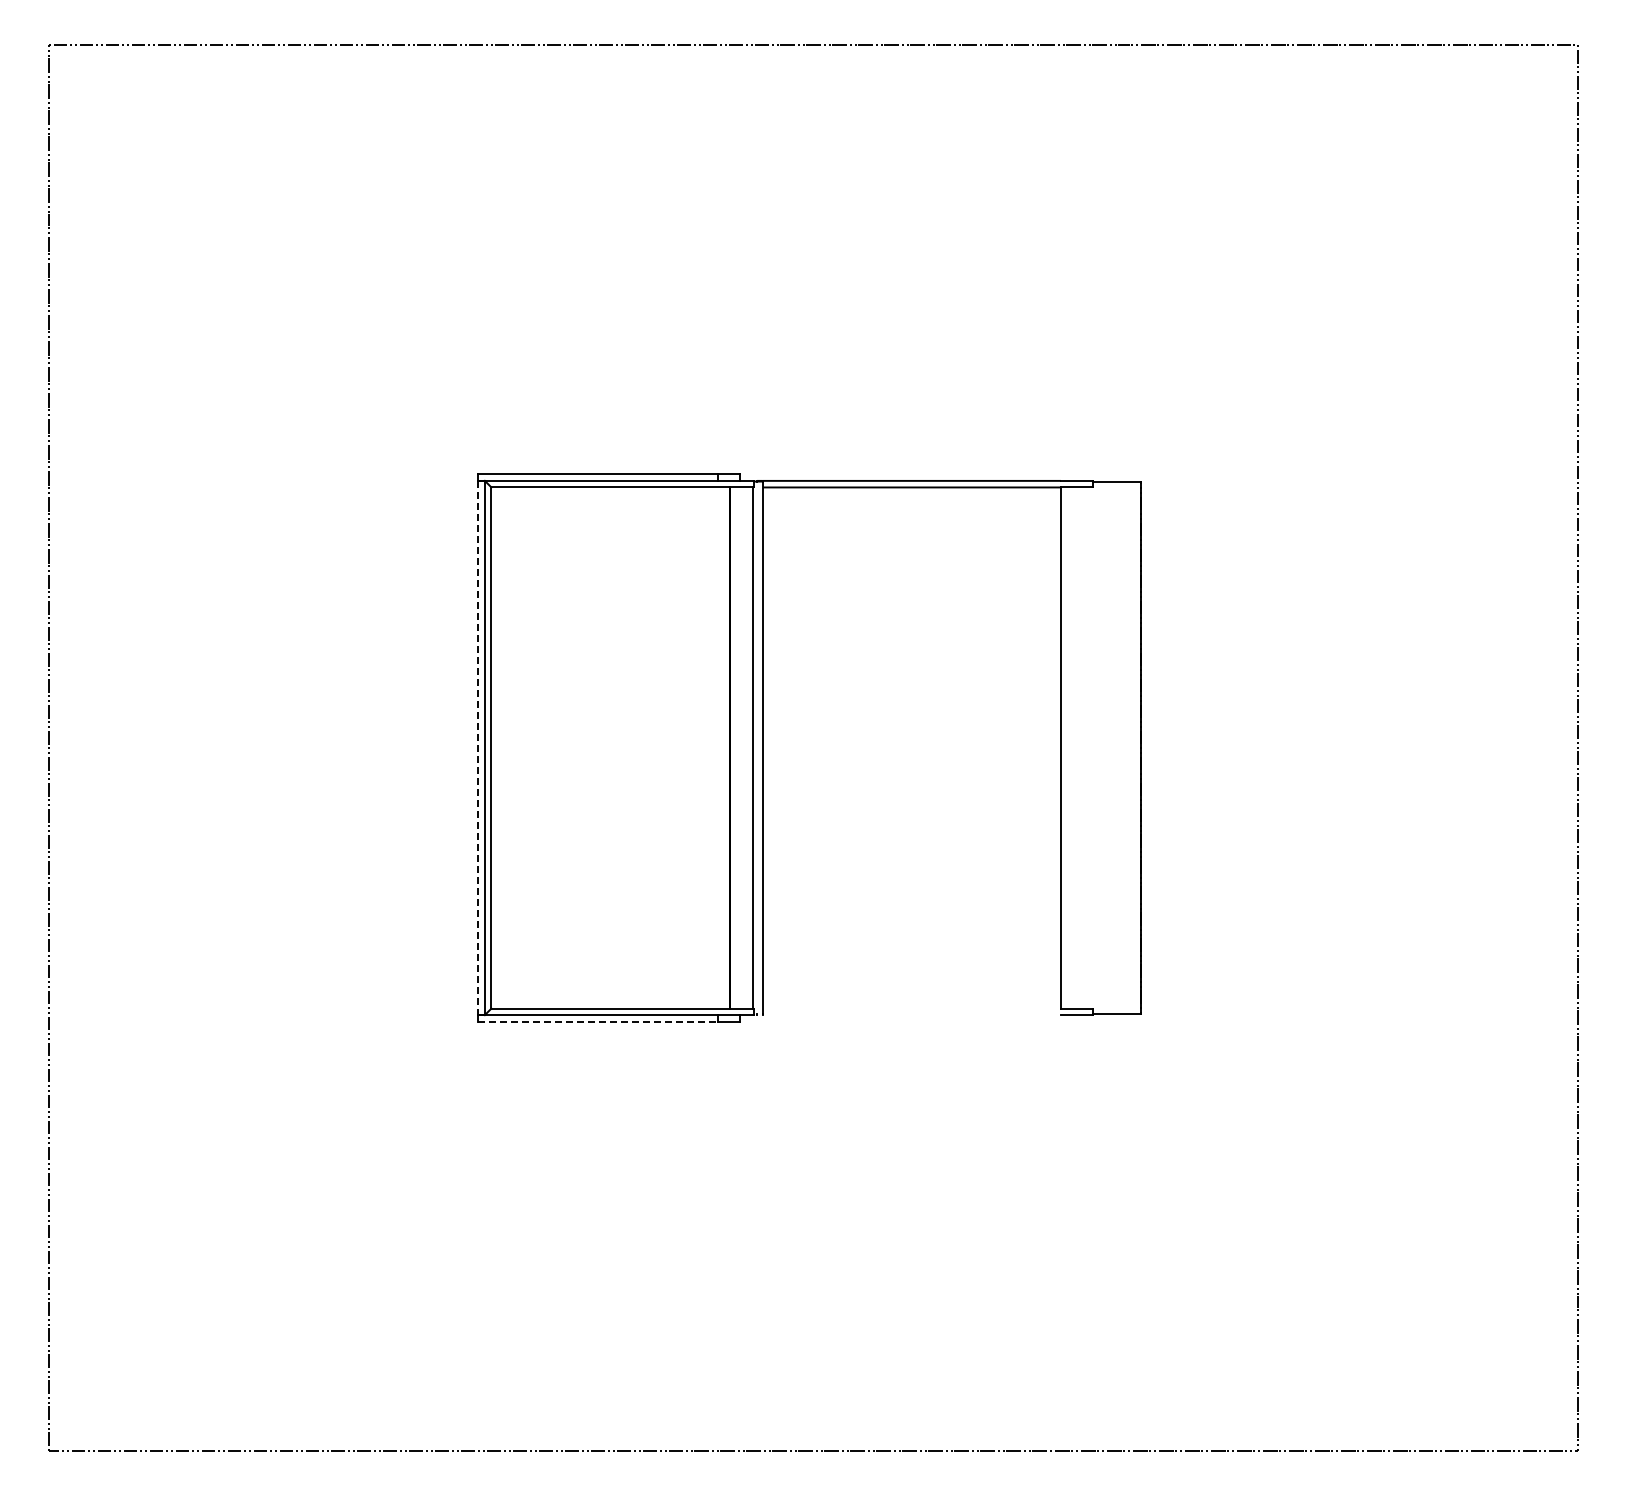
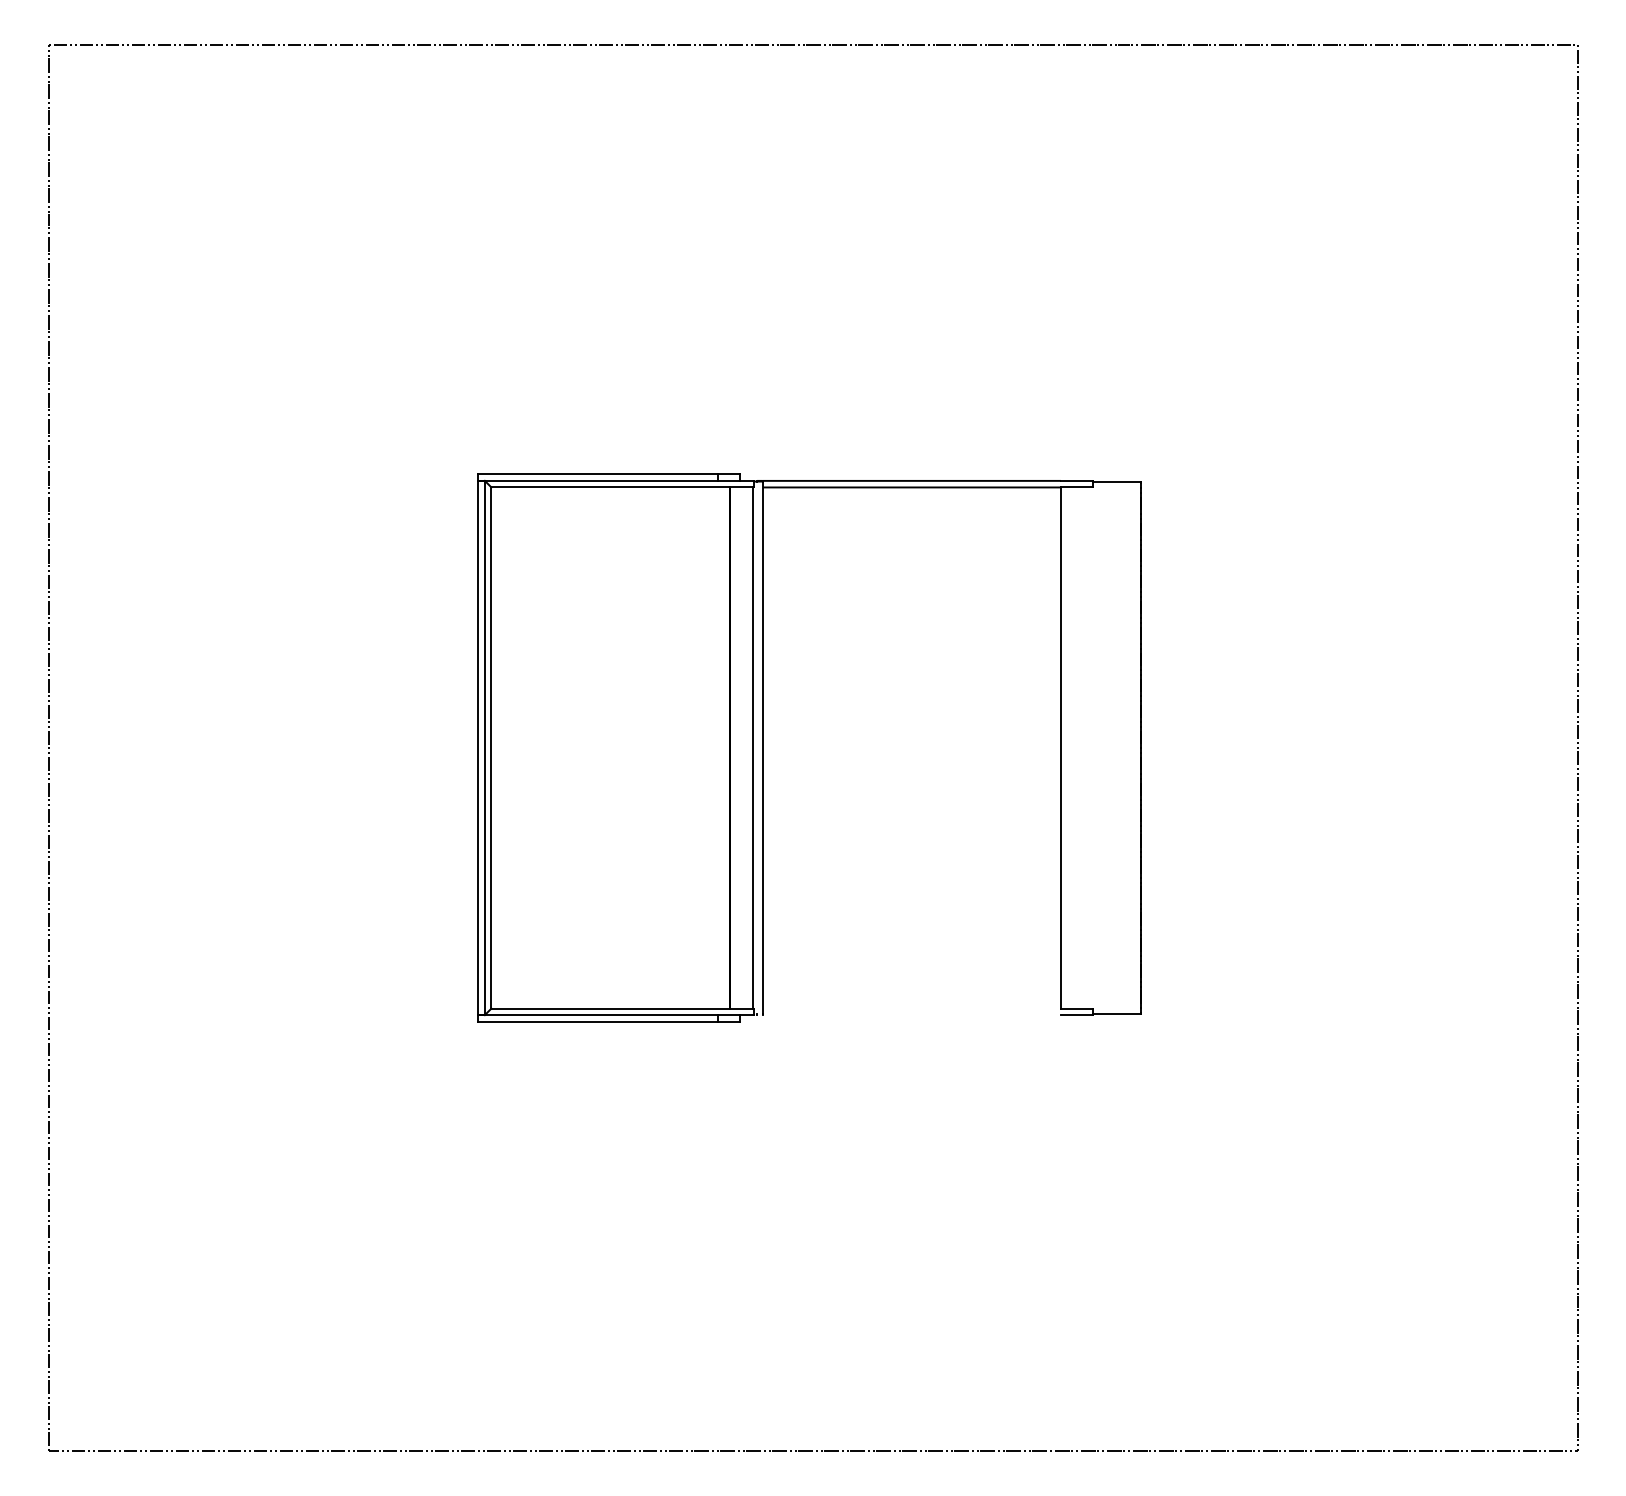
line: dashed -> solid (478, 748)
line: dashed -> solid (598, 1021)
